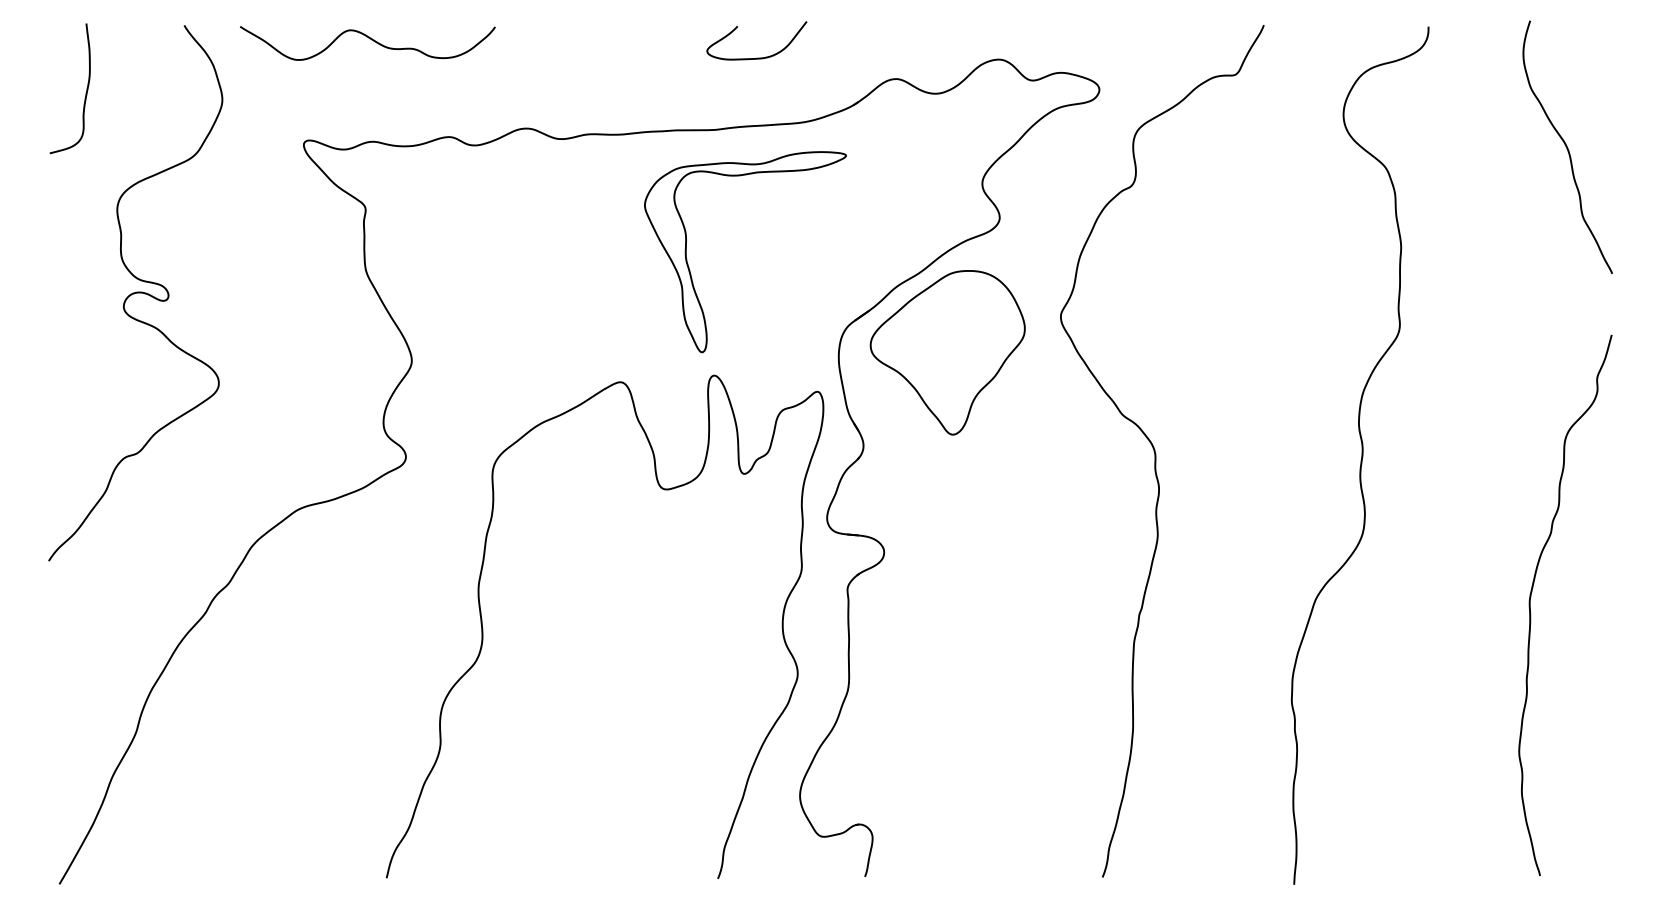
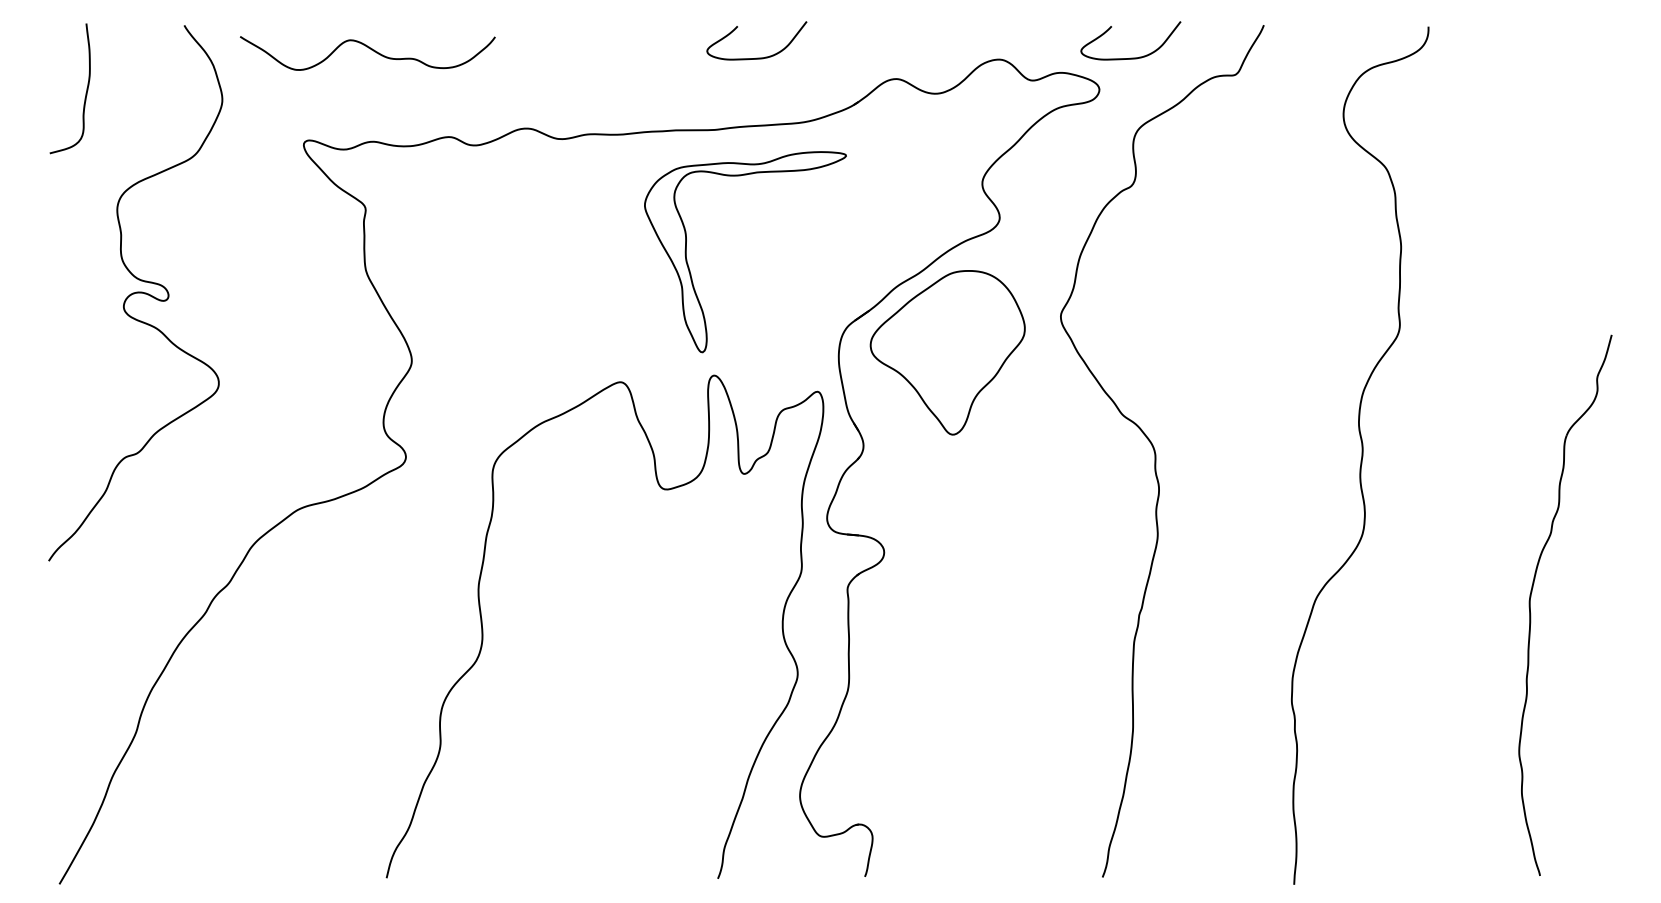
curve position: (370, 39) -> (370, 49) (370, 49)
curve: none -> present (1130, 57)
curve: present -> none (1567, 146)
